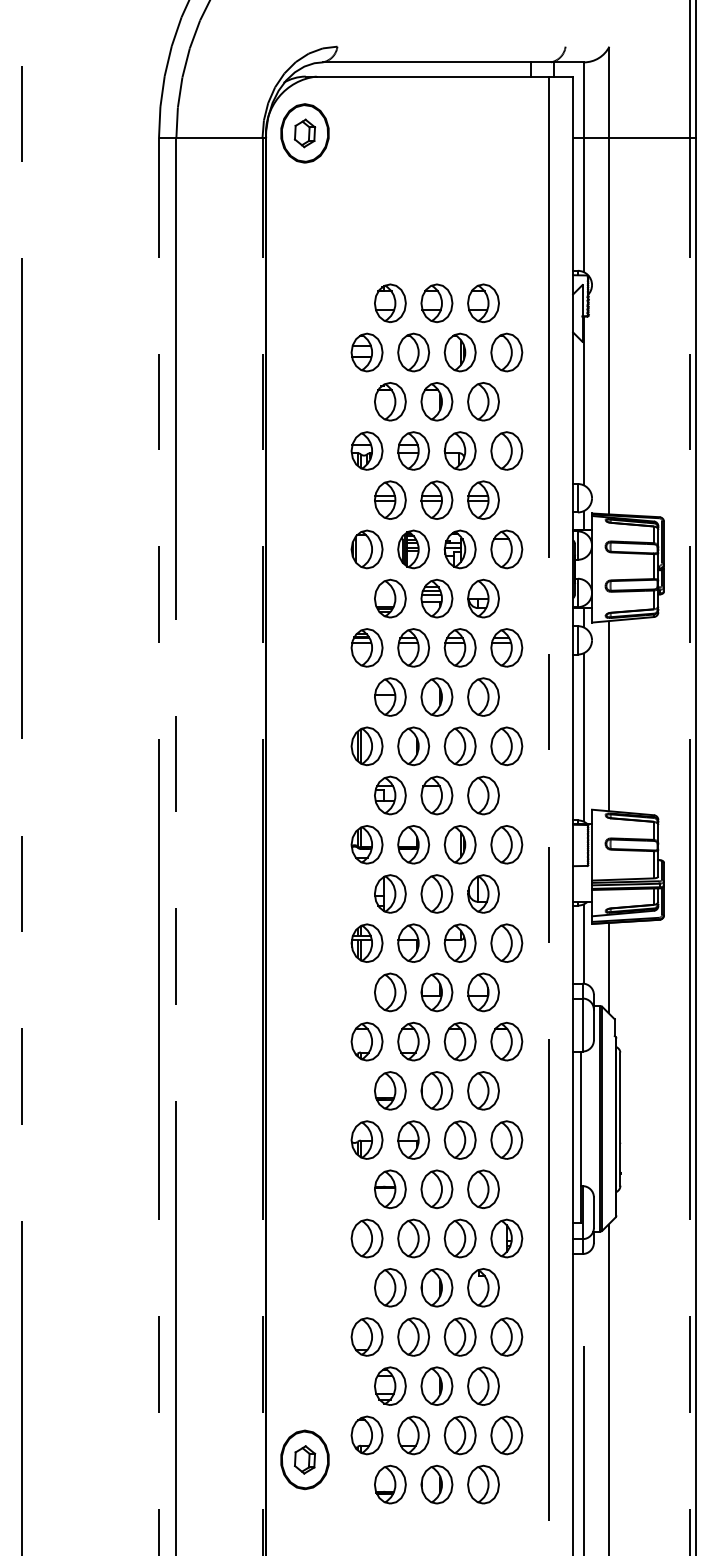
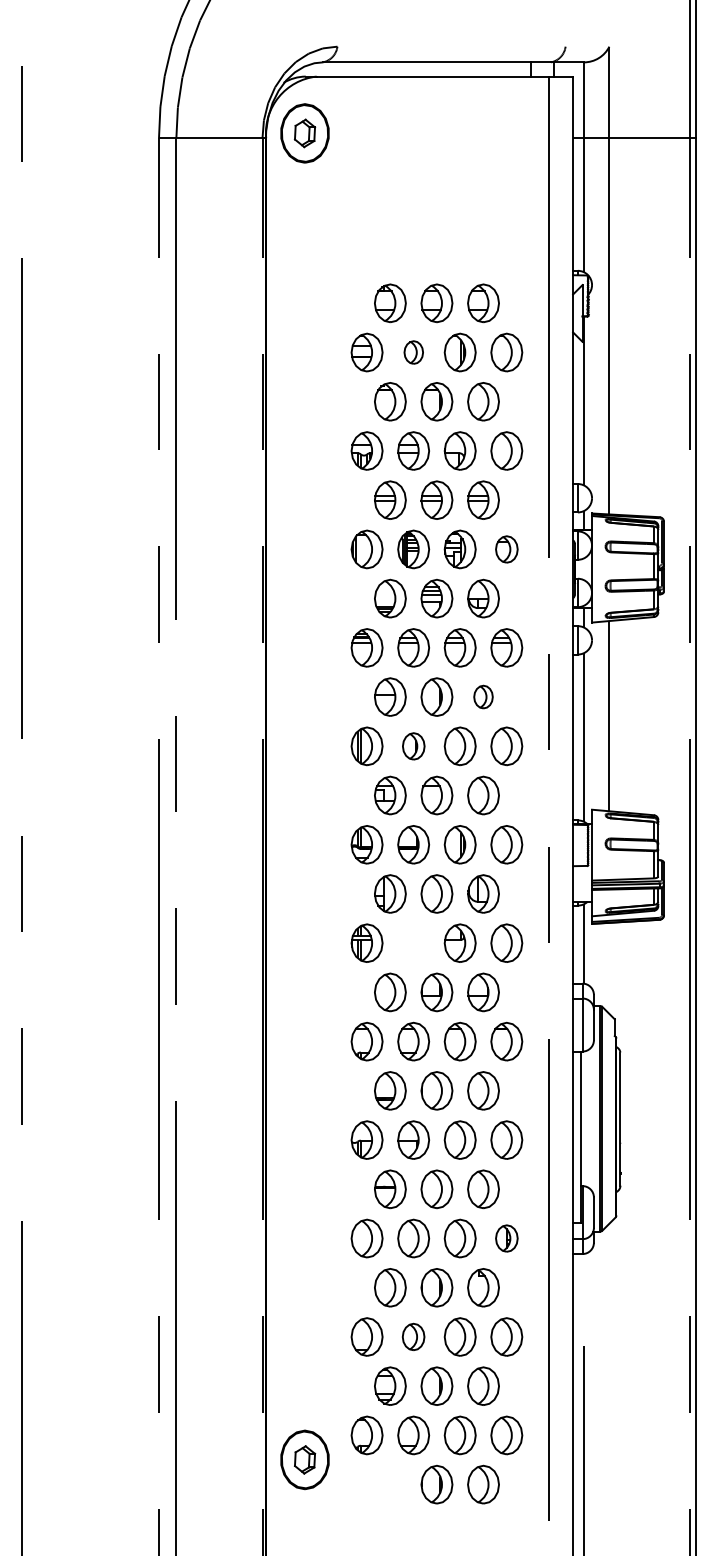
part size: 34x41 px -> 21x25 px (413, 352)
part size: 34x41 px -> 24x29 px (506, 549)
part size: 33x40 px -> 21x26 px (483, 696)
part size: 34x41 px -> 24x29 px (413, 746)
part: present -> none (413, 942)
line: present -> none (609, 967)
part size: 34x41 px -> 24x29 px (506, 1238)
part size: 33x40 px -> 25x29 px (413, 1336)
line: present -> none (609, 1387)
part: present -> none (390, 1484)
